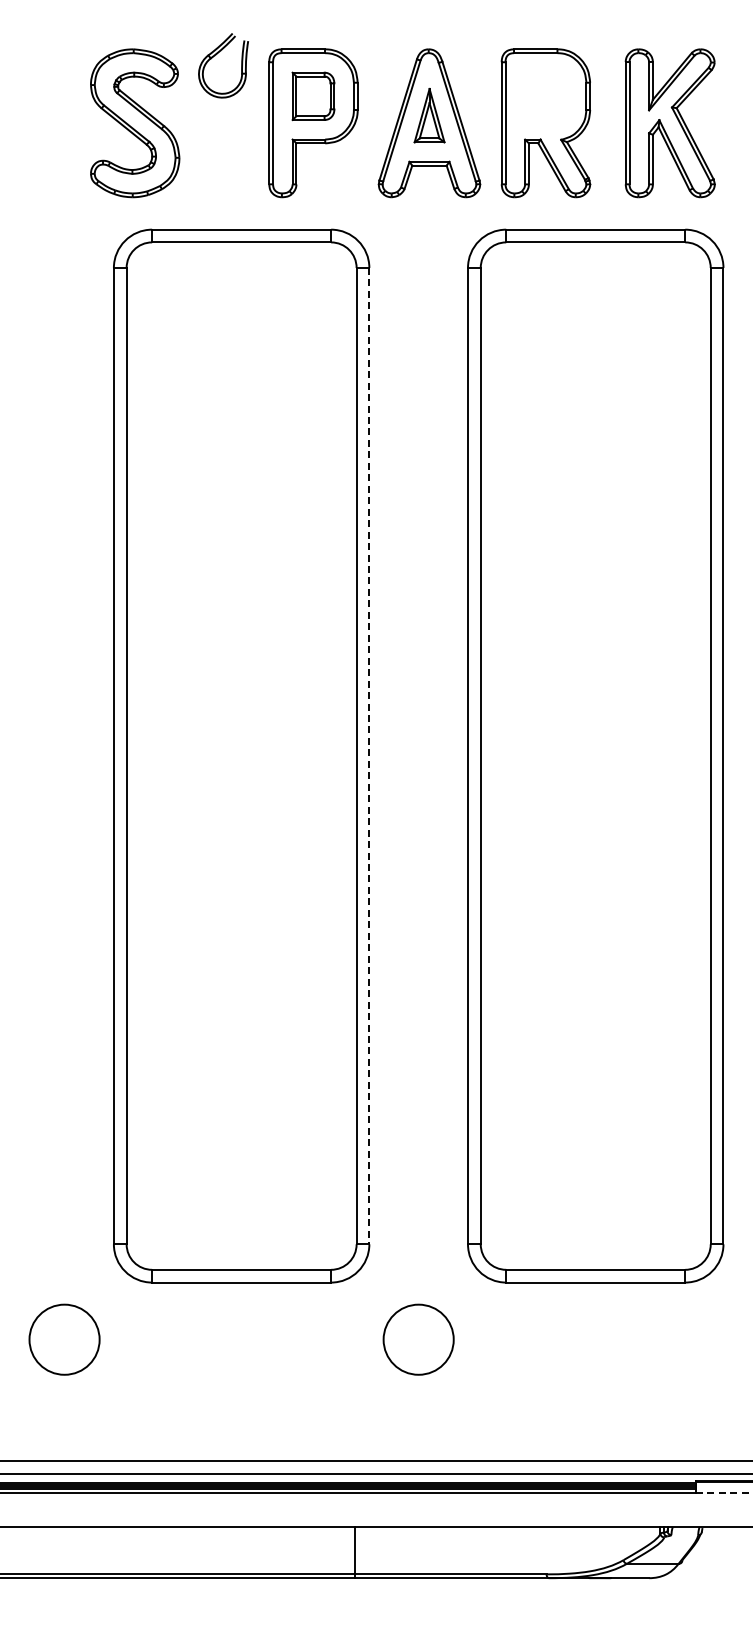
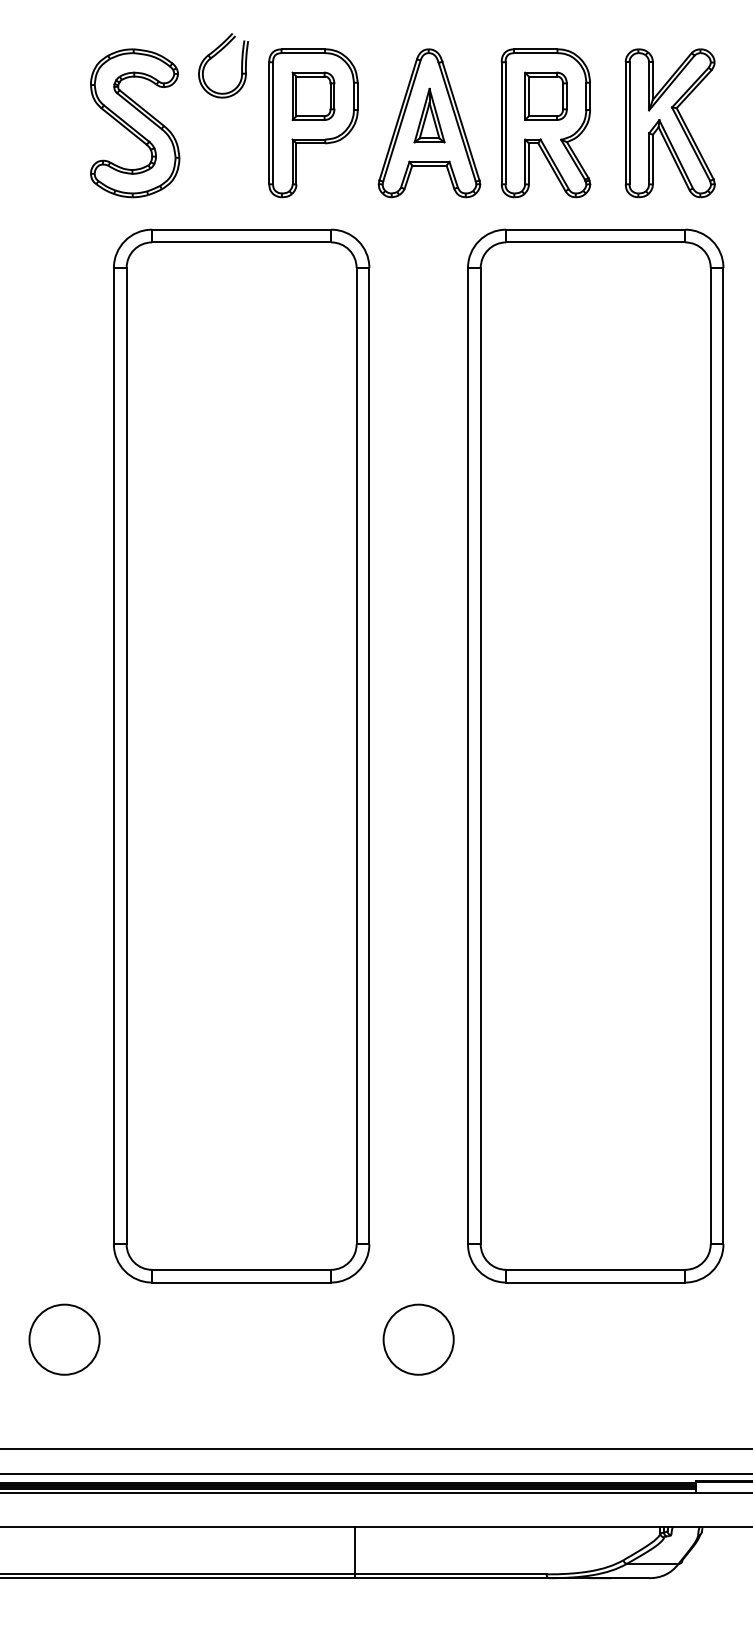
part: none -> present (545, 95)
line: dashed -> solid (369, 756)
line position: (375, 1460) -> (375, 1448) (375, 1448)
line: dashed -> solid (724, 1492)
